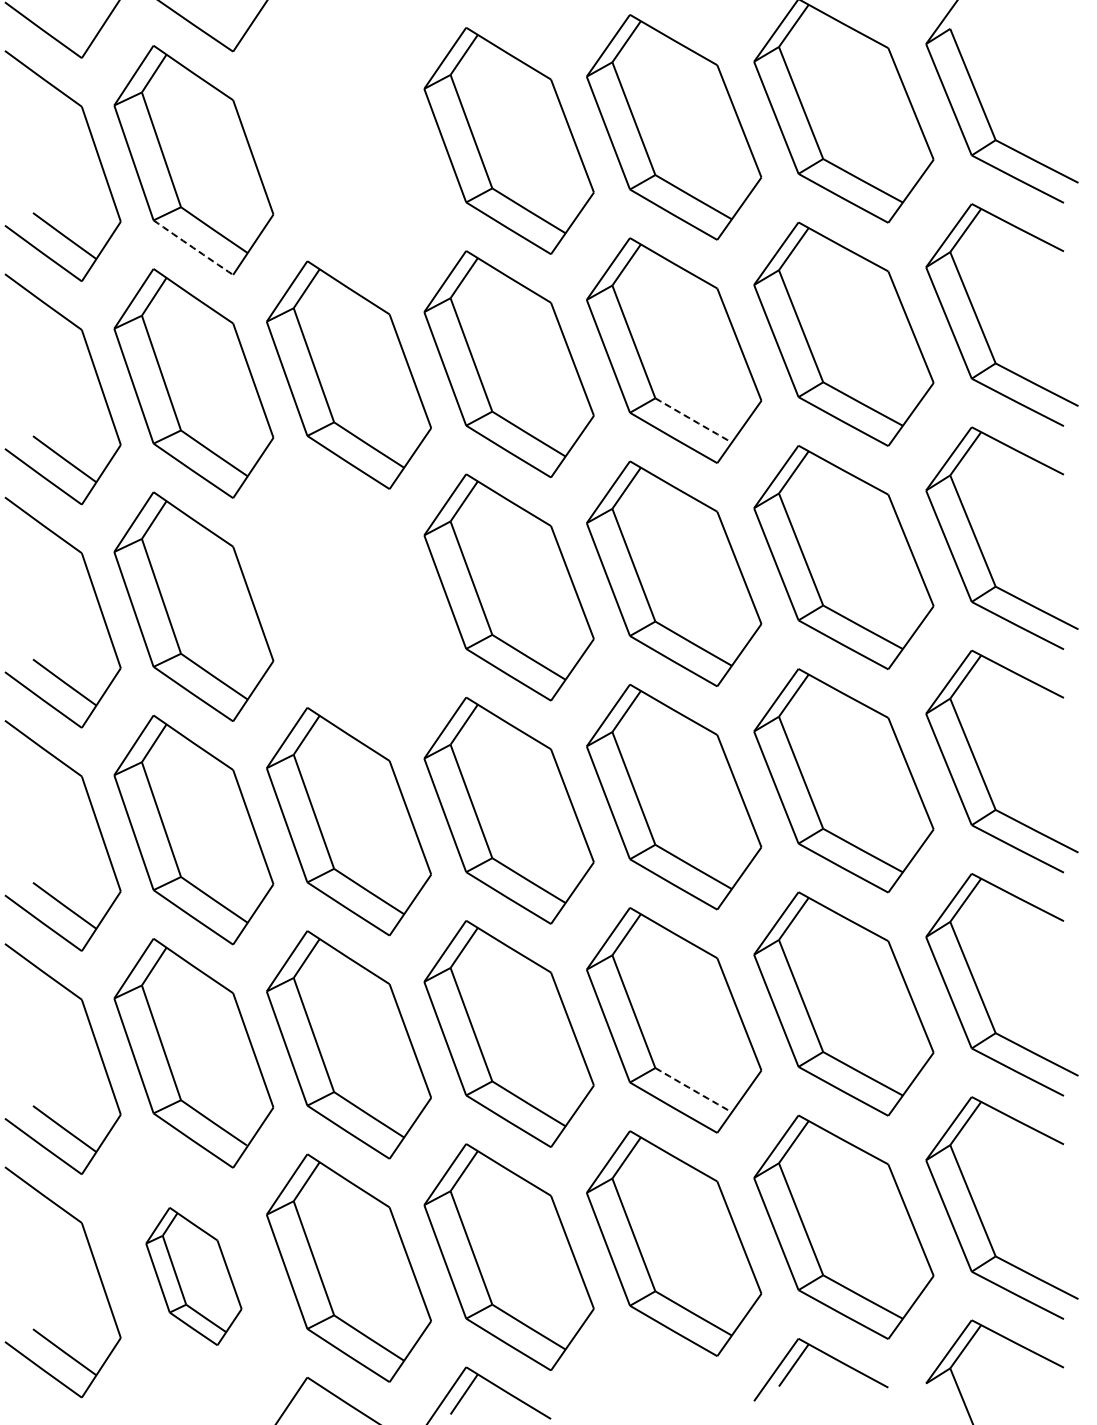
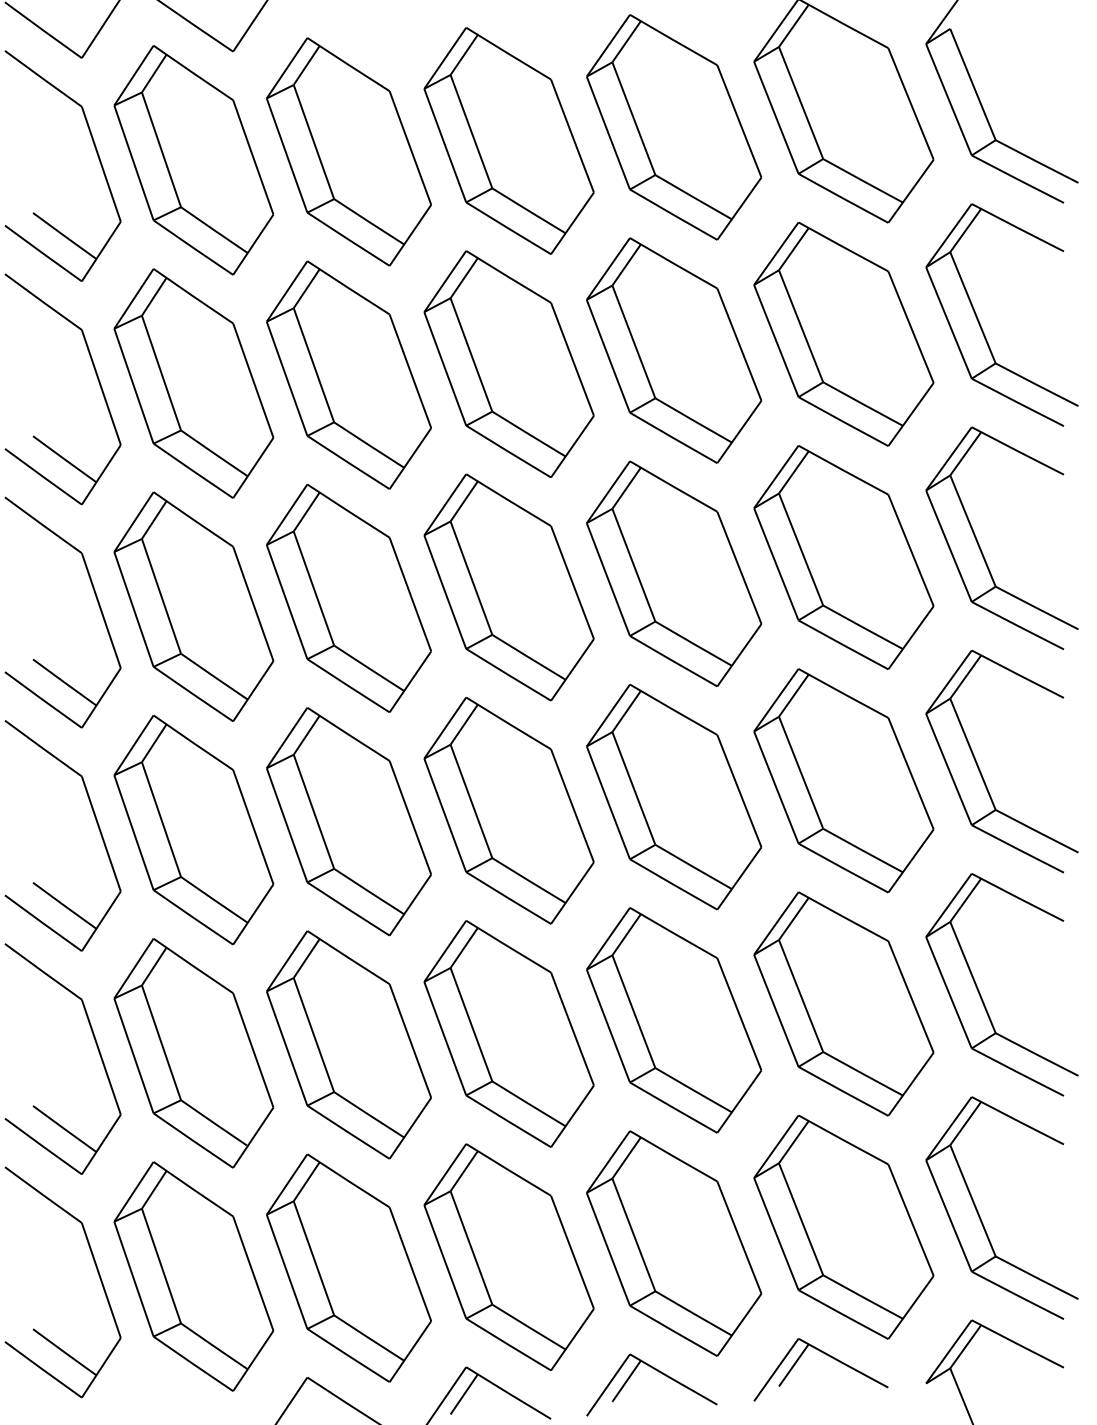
part: none -> present (348, 151)
arc: dashed -> solid (193, 247)
arc: dashed -> solid (693, 420)
part: none -> present (348, 598)
arc: dashed -> solid (693, 1090)
part size: 98x139 px -> 162x231 px (193, 1276)
part: none -> present (660, 1373)
